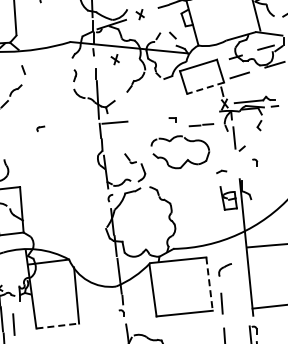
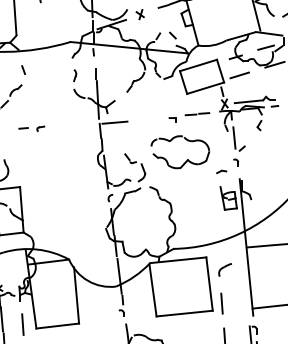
part: present -> none (114, 59)
line: dashed -> solid (205, 88)
line position: (201, 125) -> (197, 114) (197, 114)
line: none -> present (23, 128)
part position: (255, 162) -> (236, 162) (236, 162)
line: dashed -> solid (209, 284)
line position: (13, 324) -> (22, 324) (22, 324)
line: dashed -> solid (58, 325)
